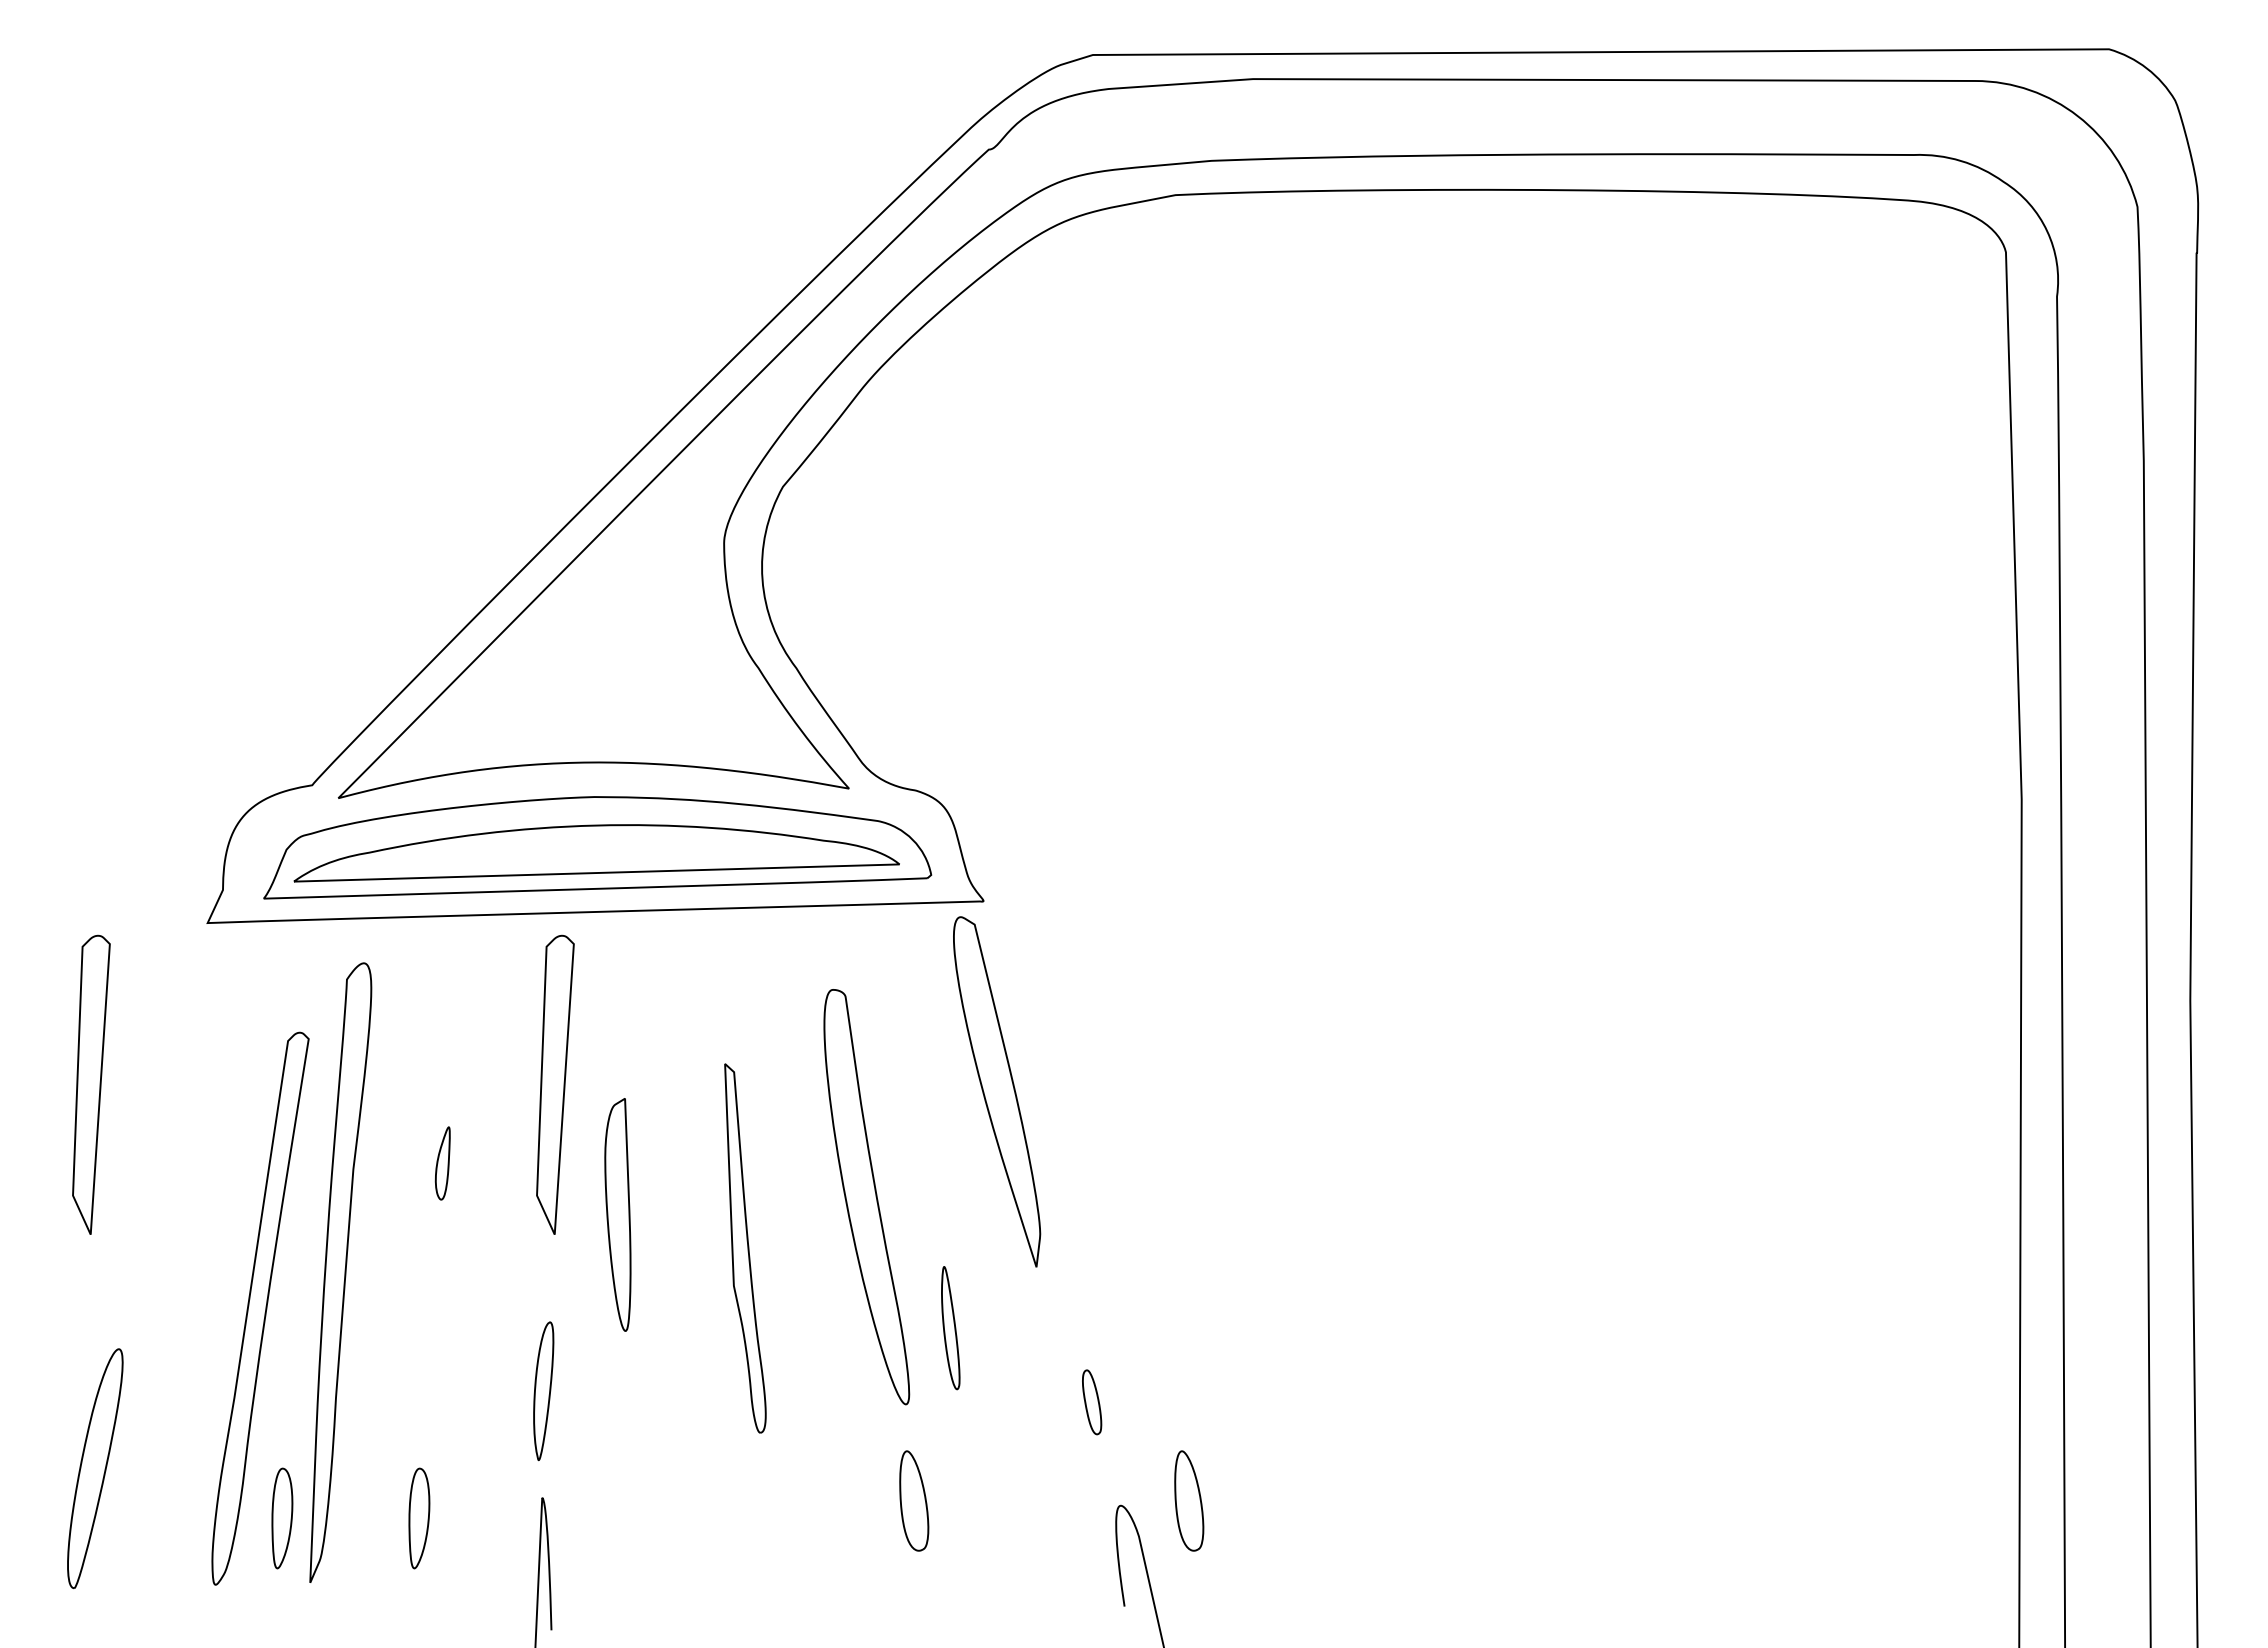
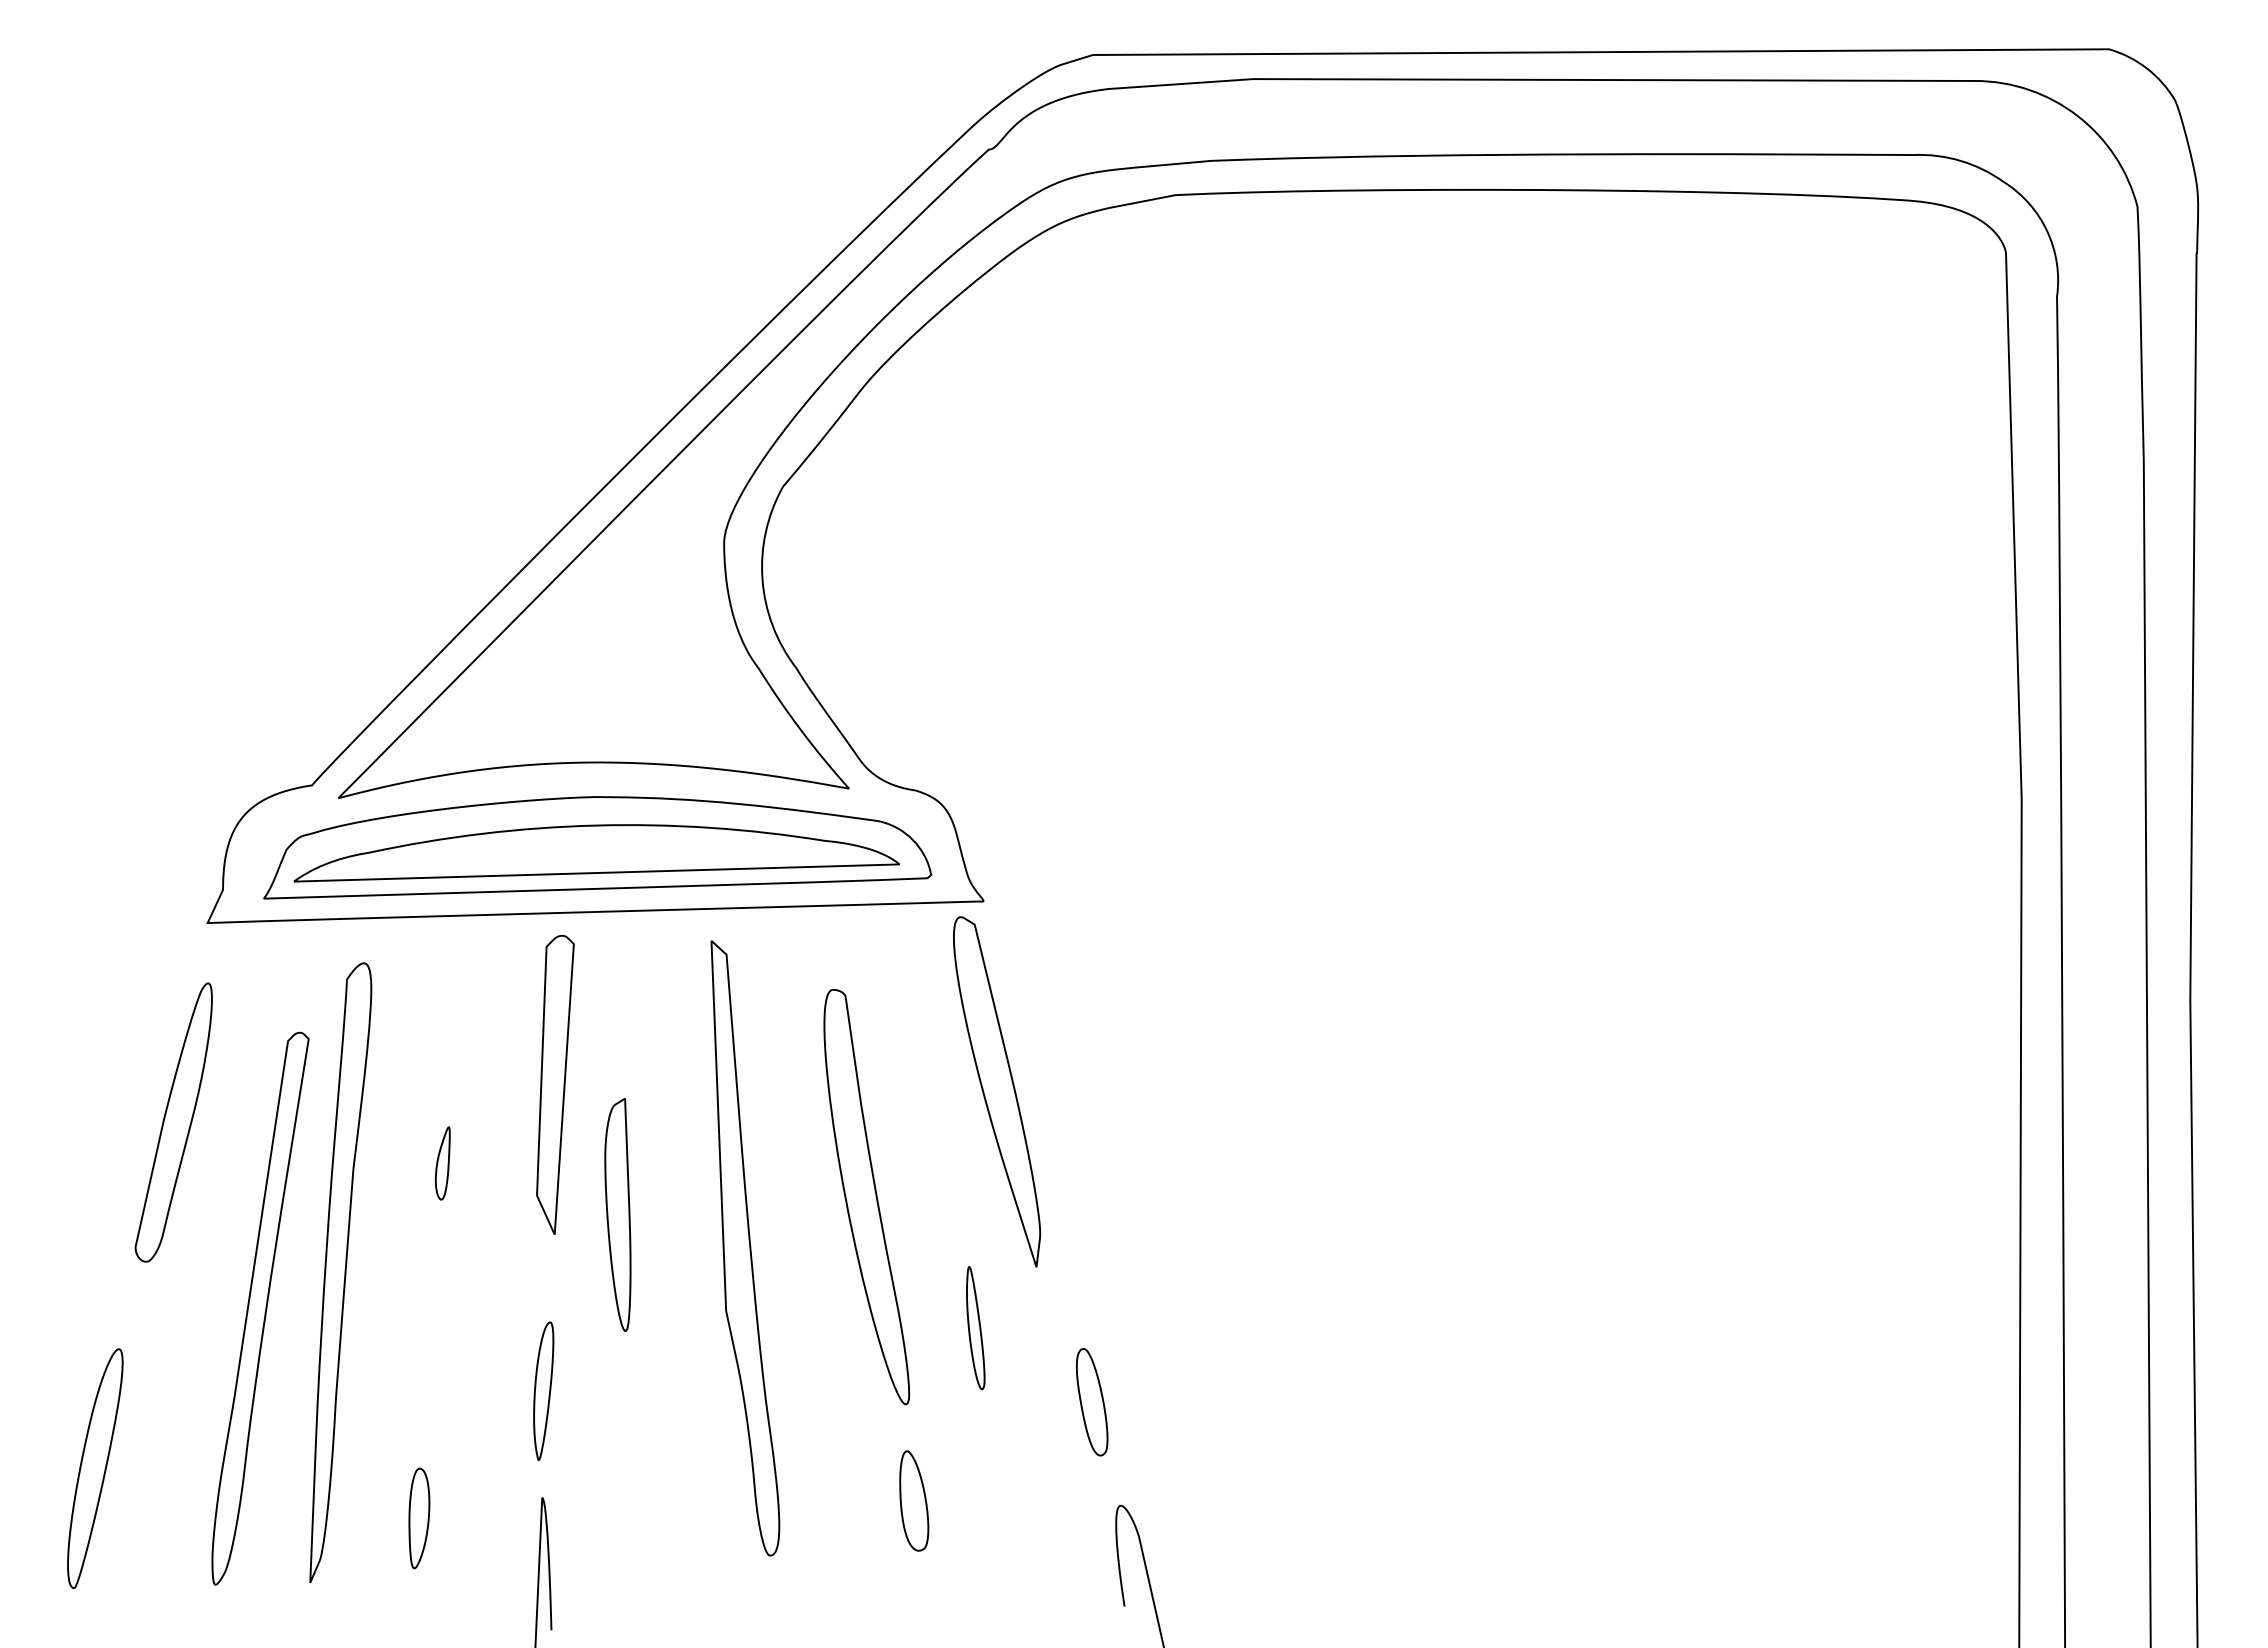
part: present -> none (91, 1084)
part: none -> present (173, 1122)
part size: 43x371 px -> 71x617 px (745, 1248)
part position: (950, 1328) -> (975, 1328) (975, 1328)
part size: 21x67 px -> 34x109 px (1091, 1402)
part: present -> none (1189, 1500)
part: present -> none (282, 1518)
